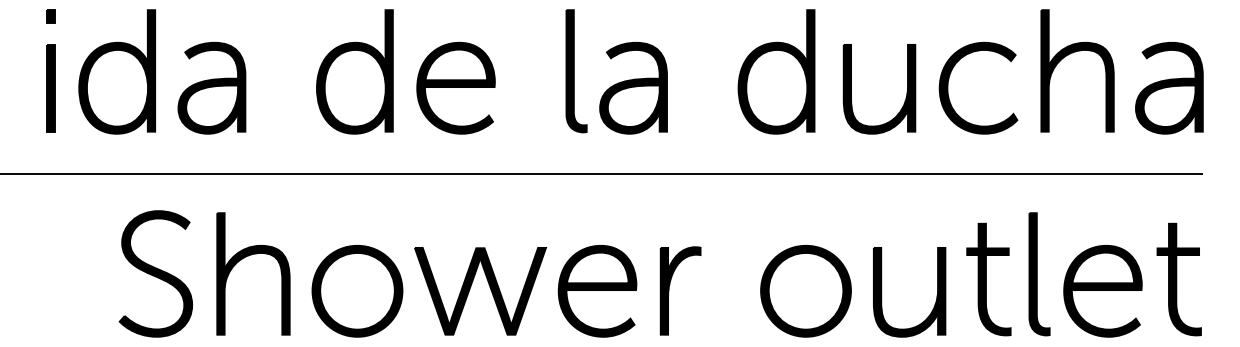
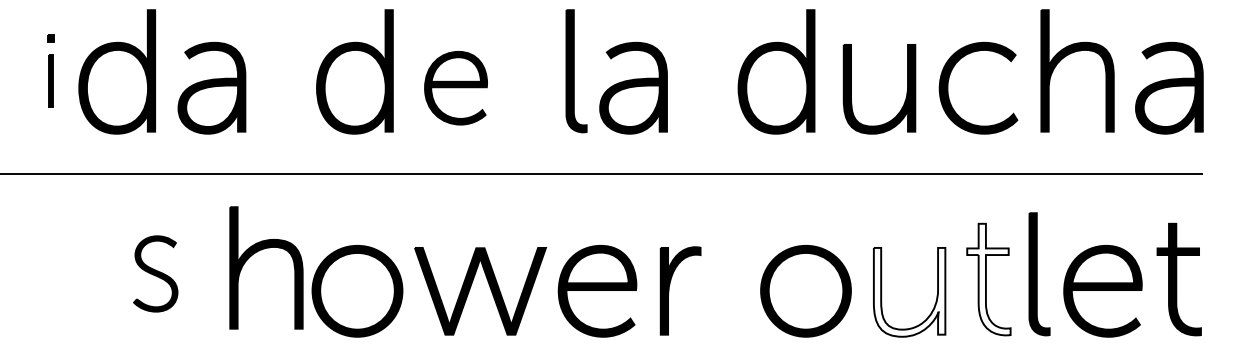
part size: 10x124 px -> 8x74 px (50, 70)
part size: 80x94 px -> 64x75 px (455, 88)
part position: (246, 257) -> (259, 251) (259, 251)
part size: 75x128 px -> 46x78 px (155, 273)
fill: present -> none (988, 279)
fill: present -> none (909, 291)
